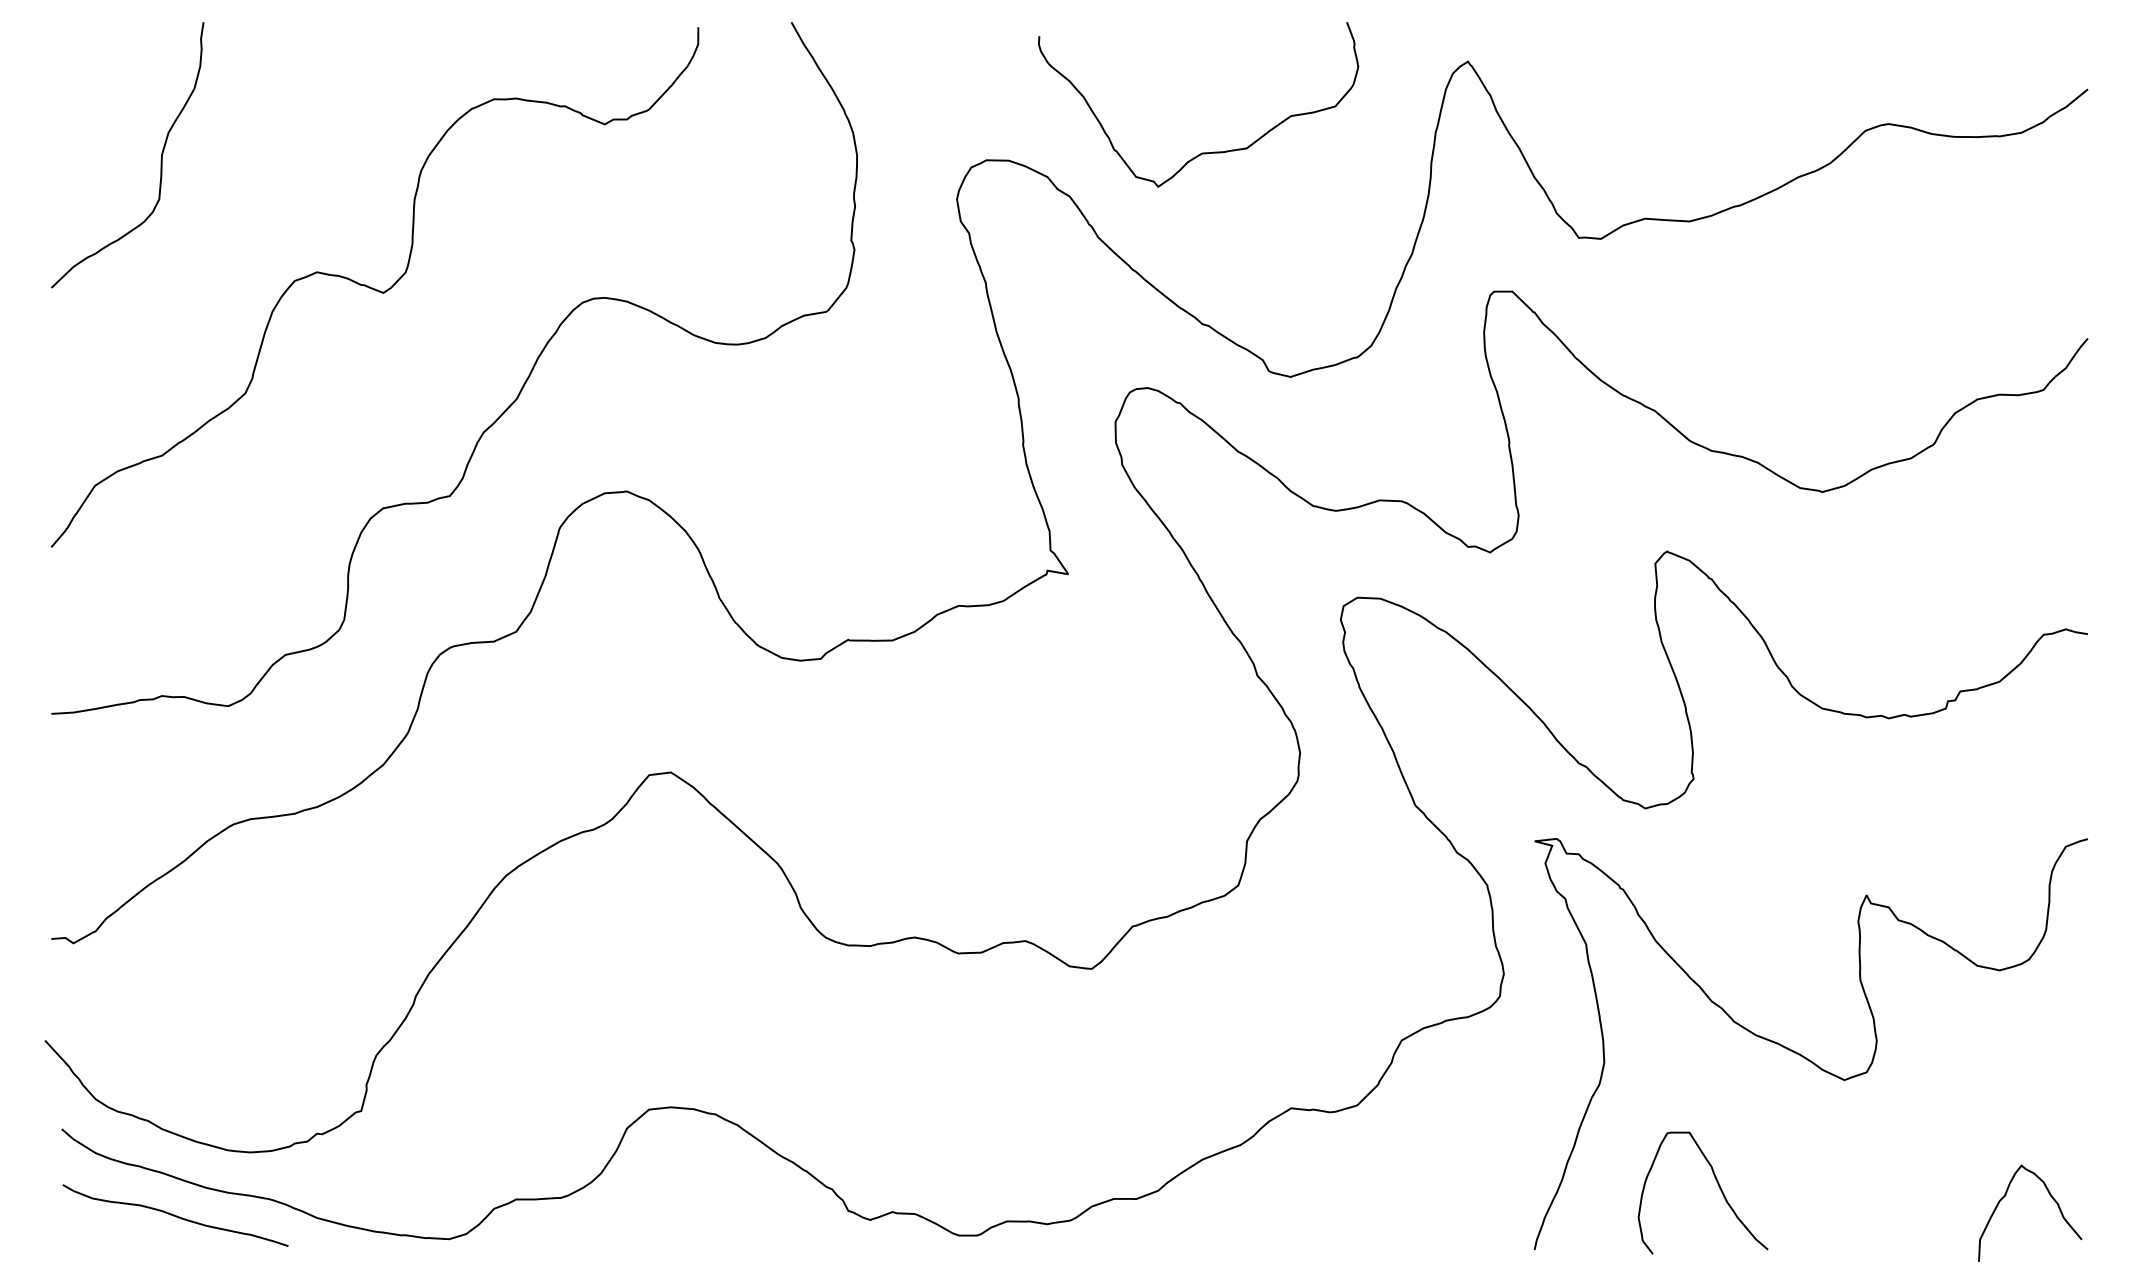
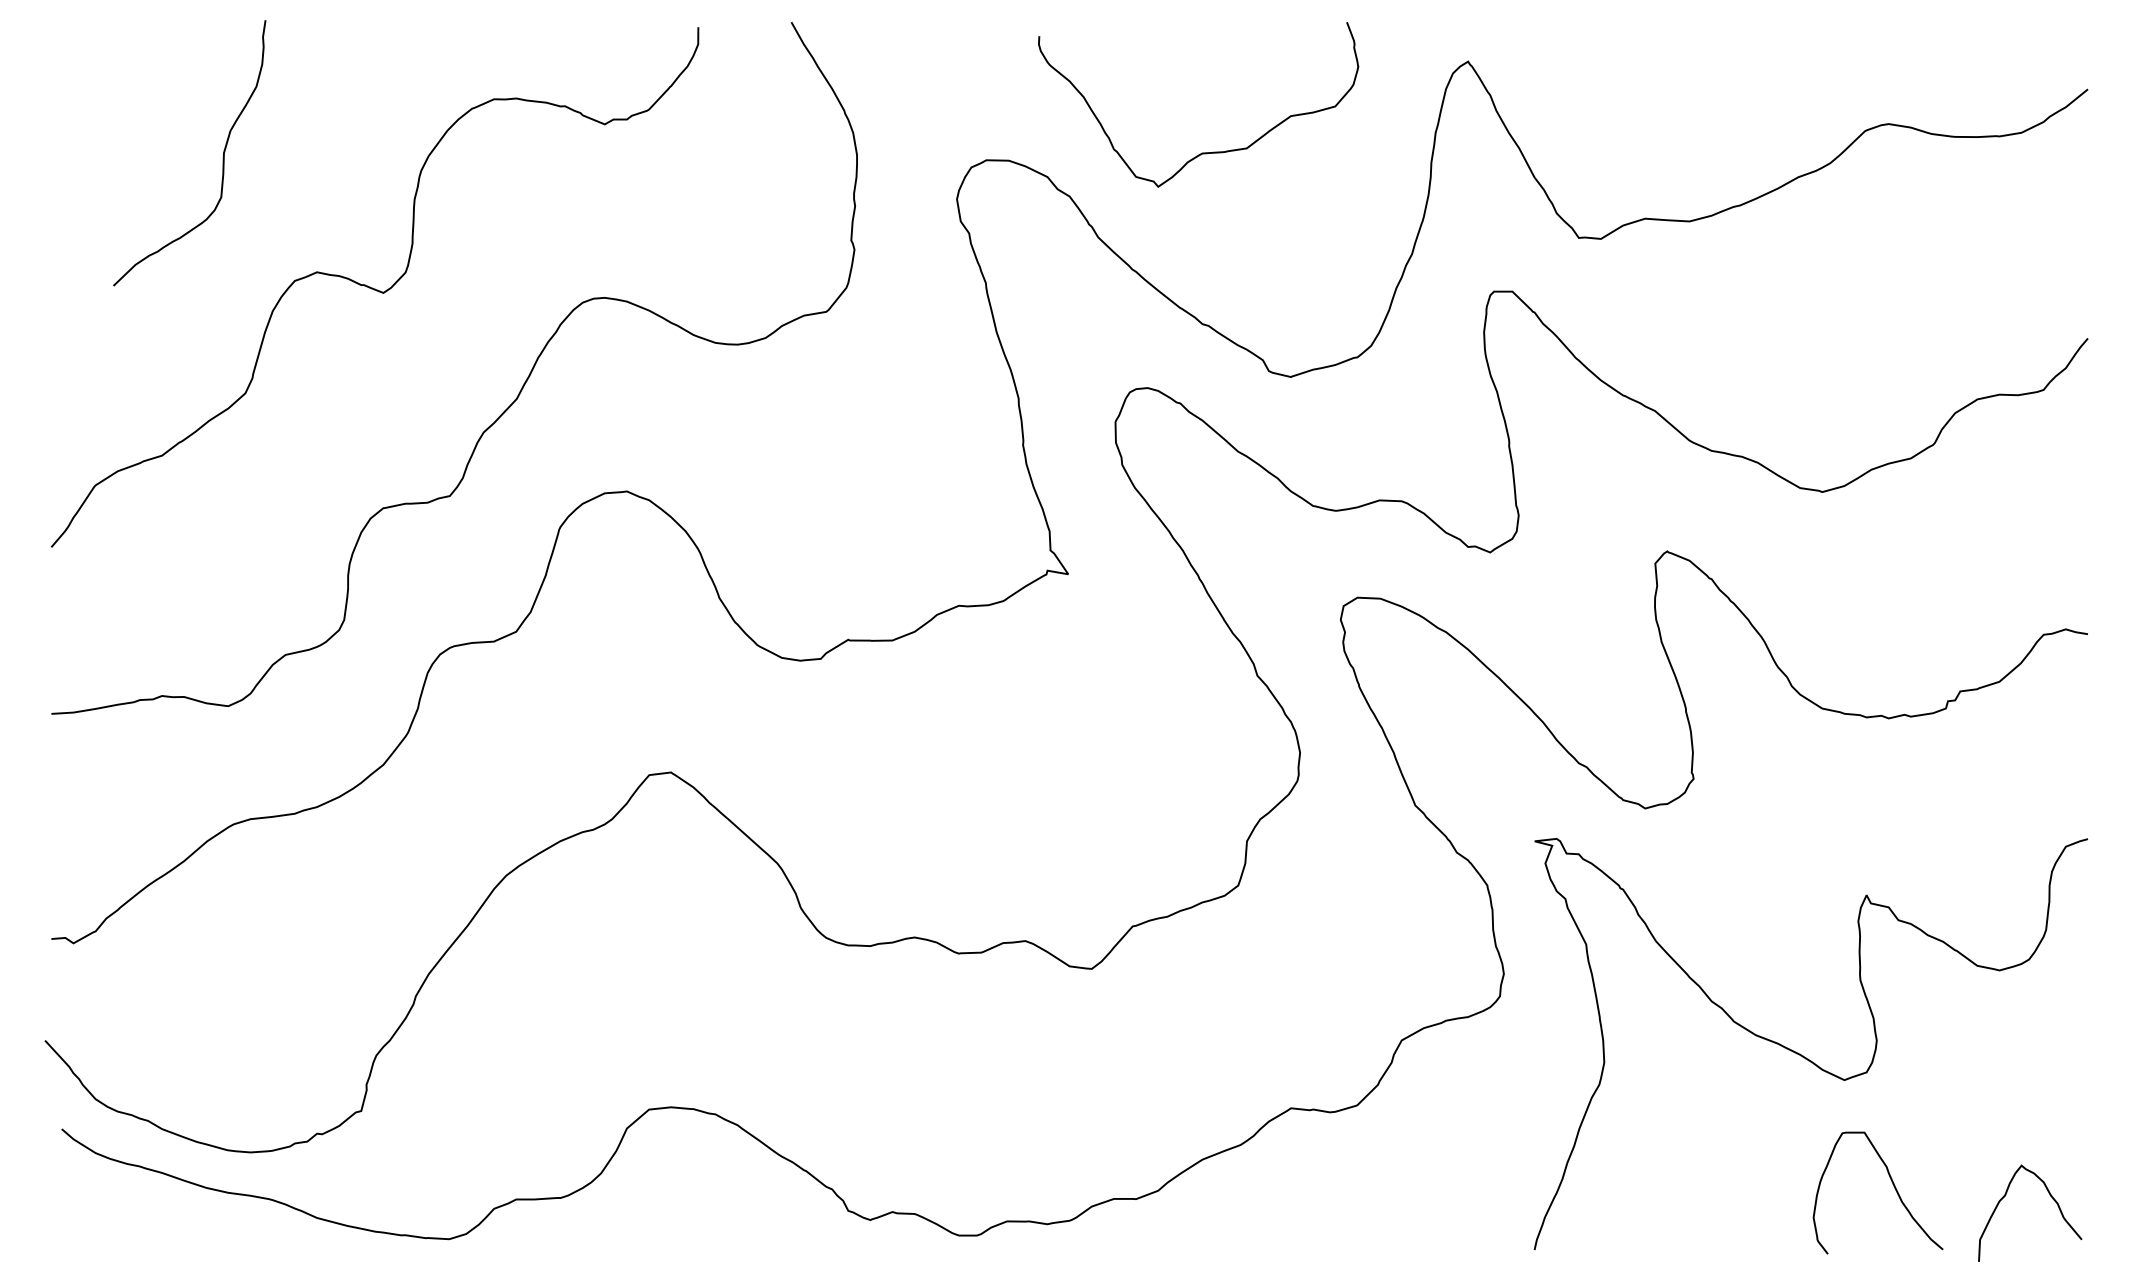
curve position: (160, 159) -> (222, 157) (222, 157)
curve position: (1717, 1184) -> (1892, 1184) (1892, 1184)
curve: present -> none (175, 1215)
